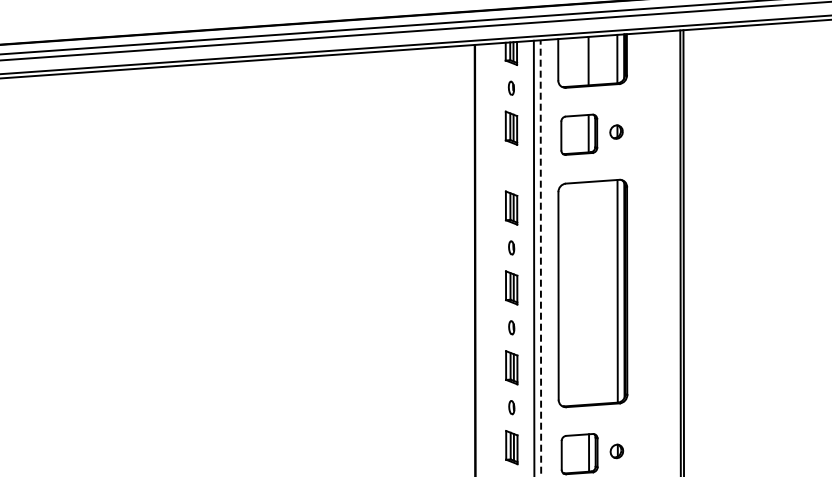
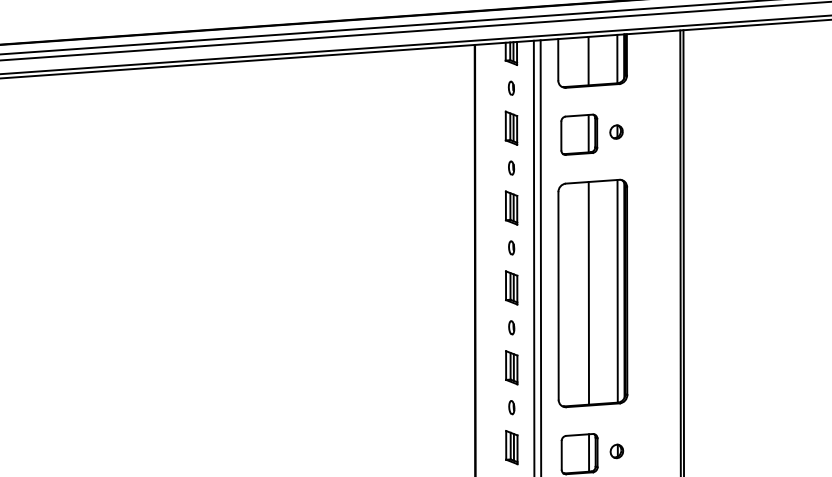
part: none -> present (511, 167)
line: dashed -> solid (540, 258)
line: none -> present (588, 293)
